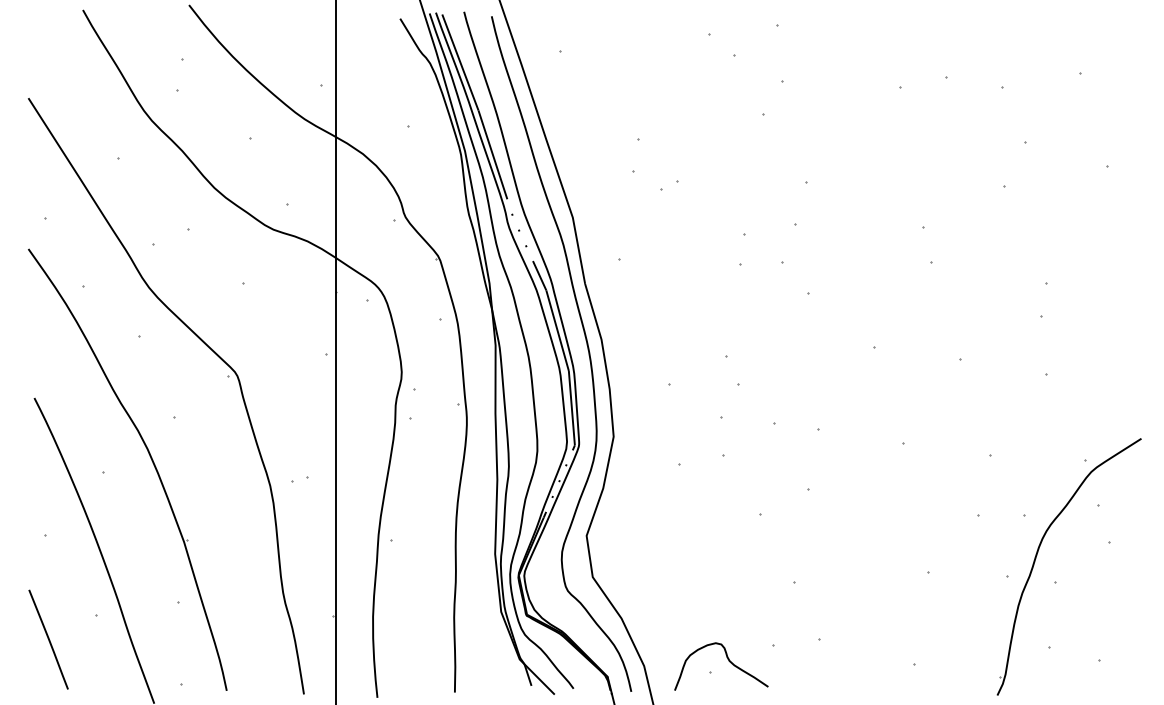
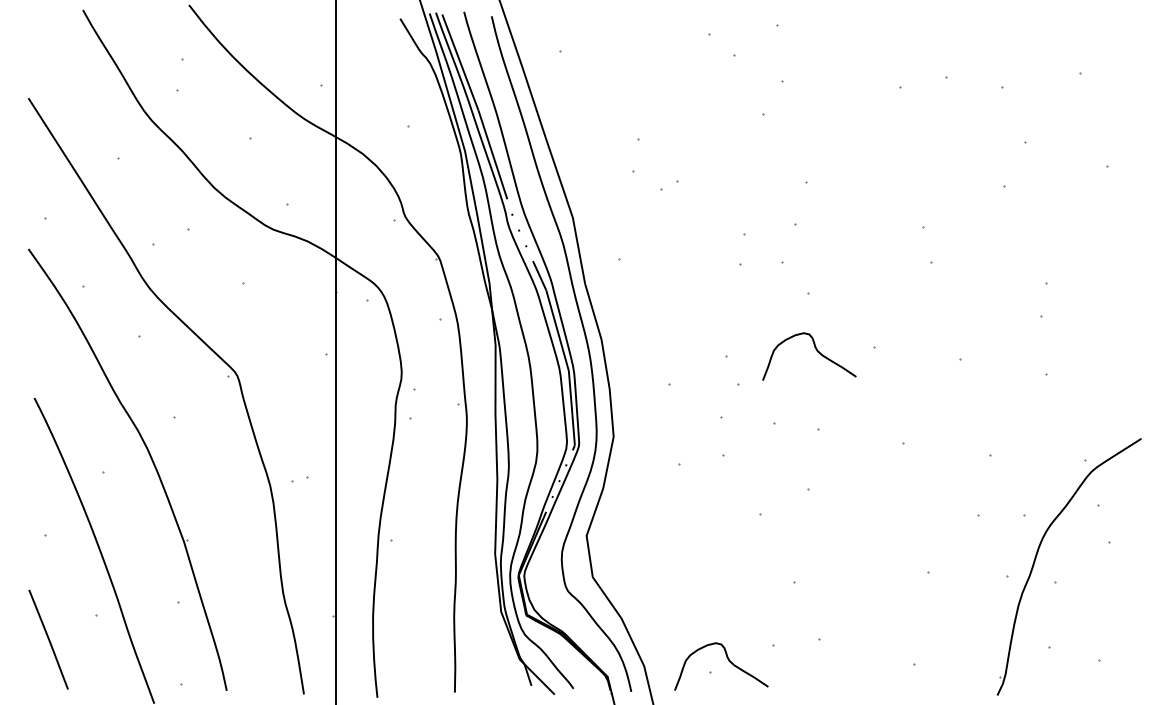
curve: none -> present (816, 351)
